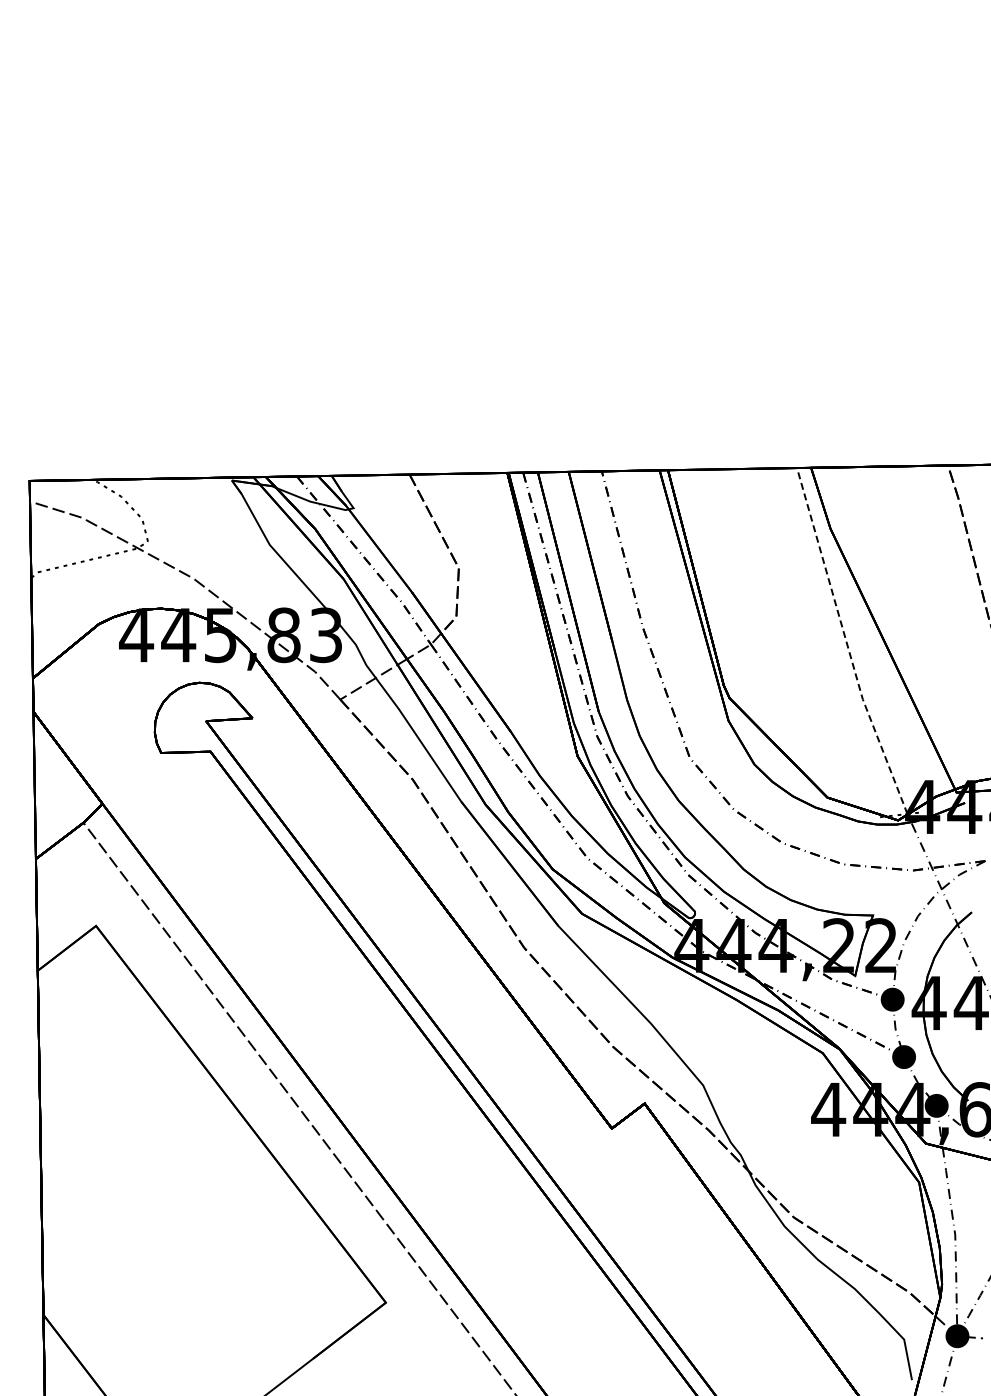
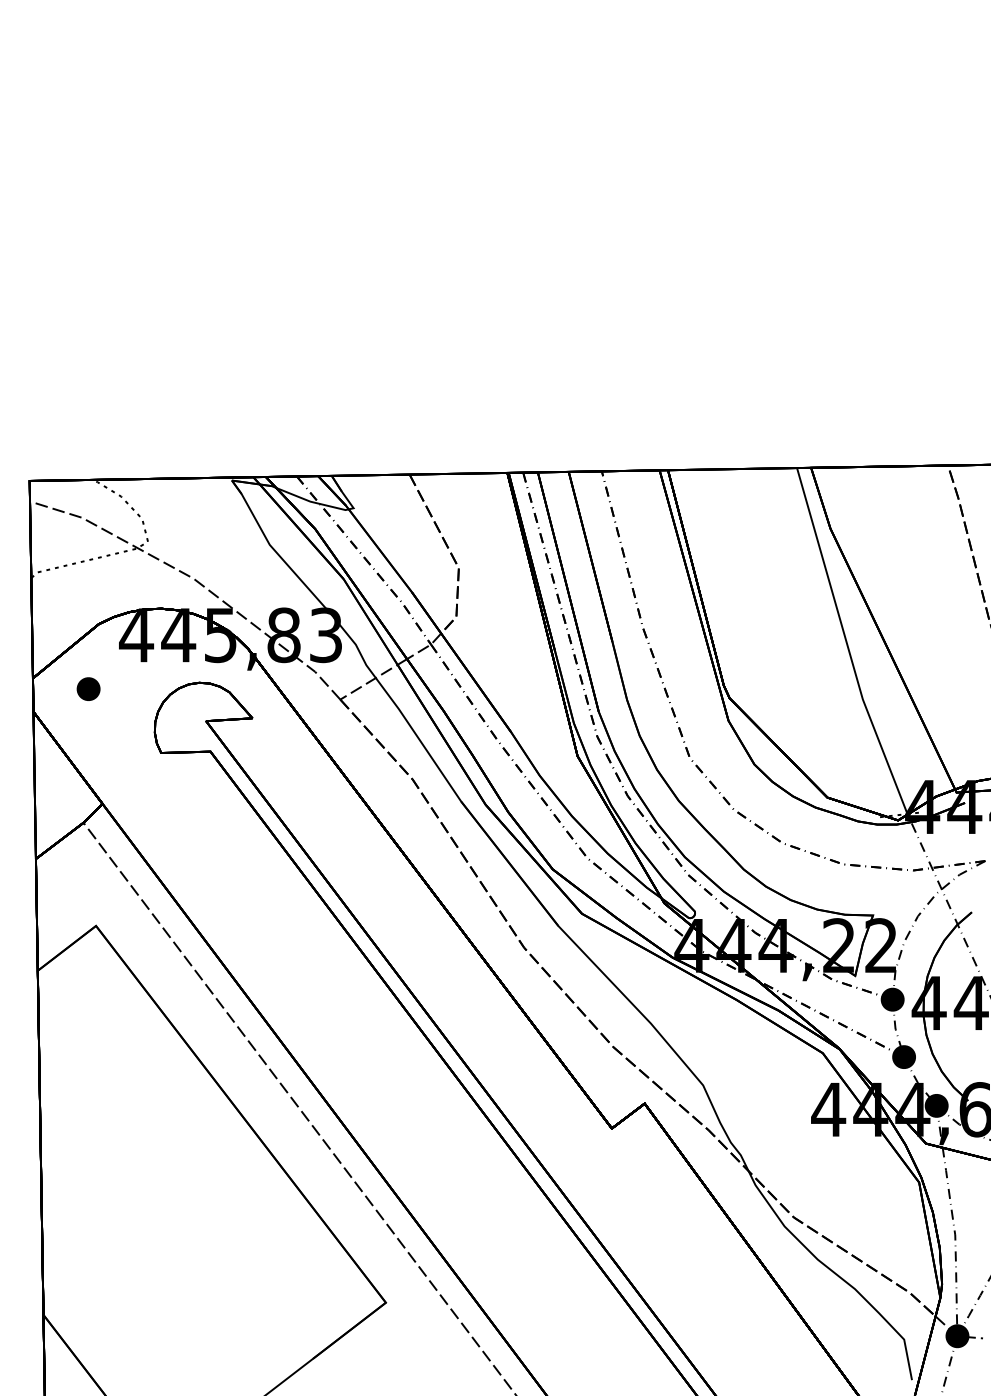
line: dashed -> solid (846, 642)
part: none -> present (88, 688)
